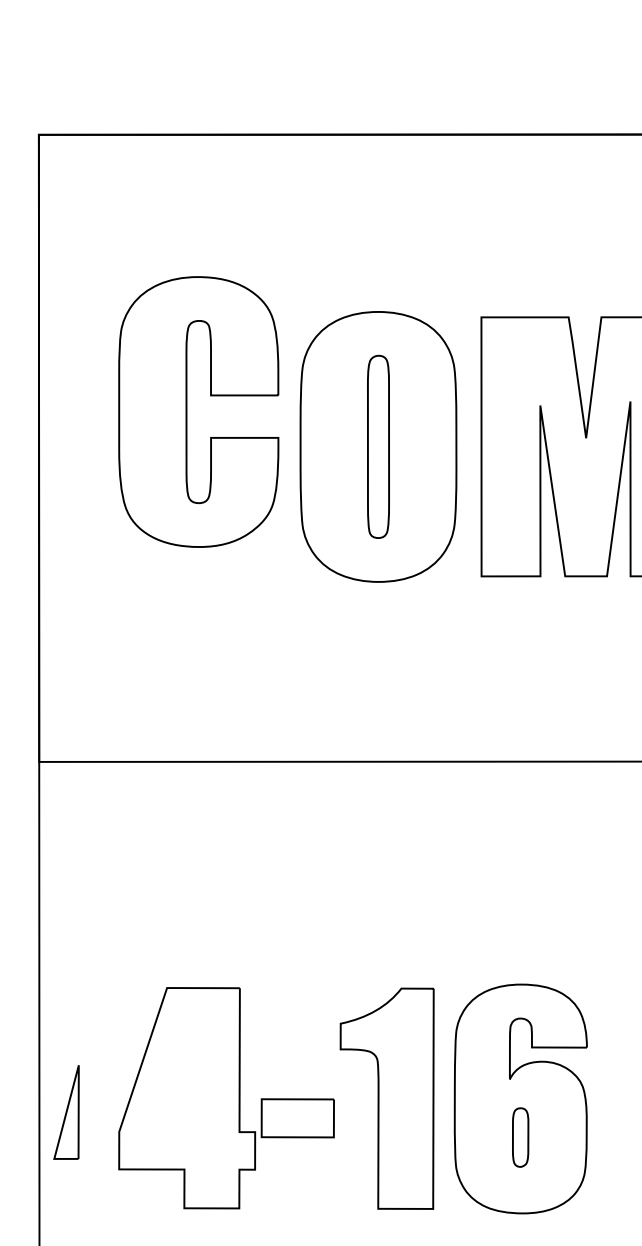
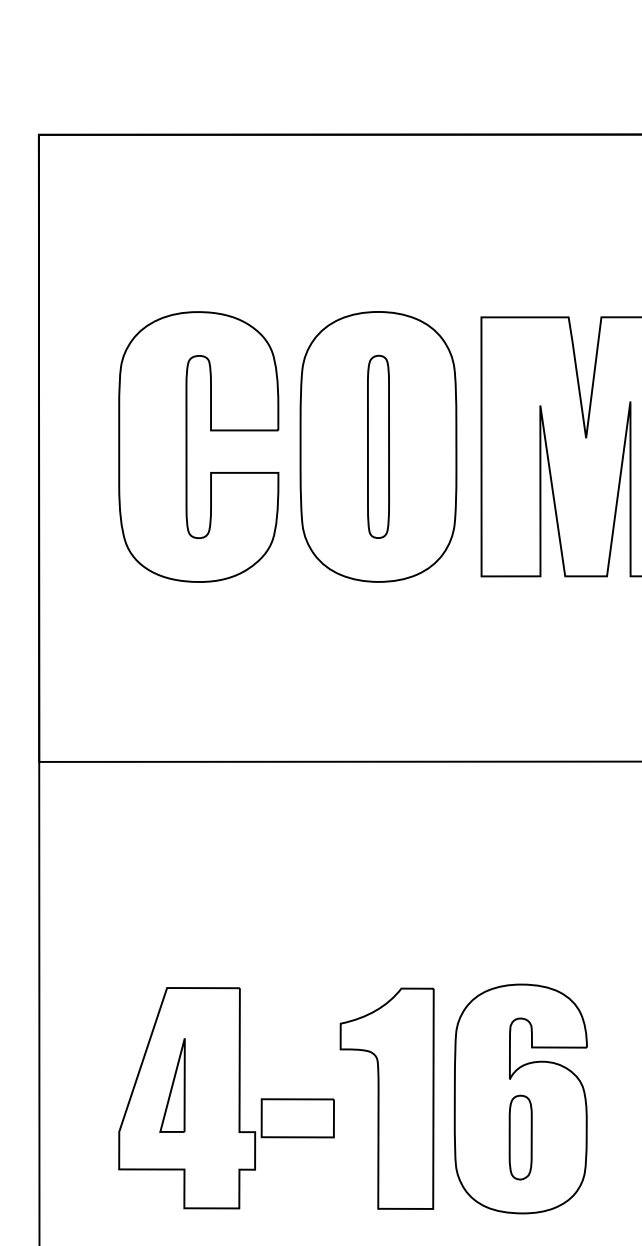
part position: (187, 411) -> (187, 446) (187, 446)
part position: (66, 1112) -> (172, 1085) (172, 1085)
part size: 18x61 px -> 25x87 px (520, 1137)
